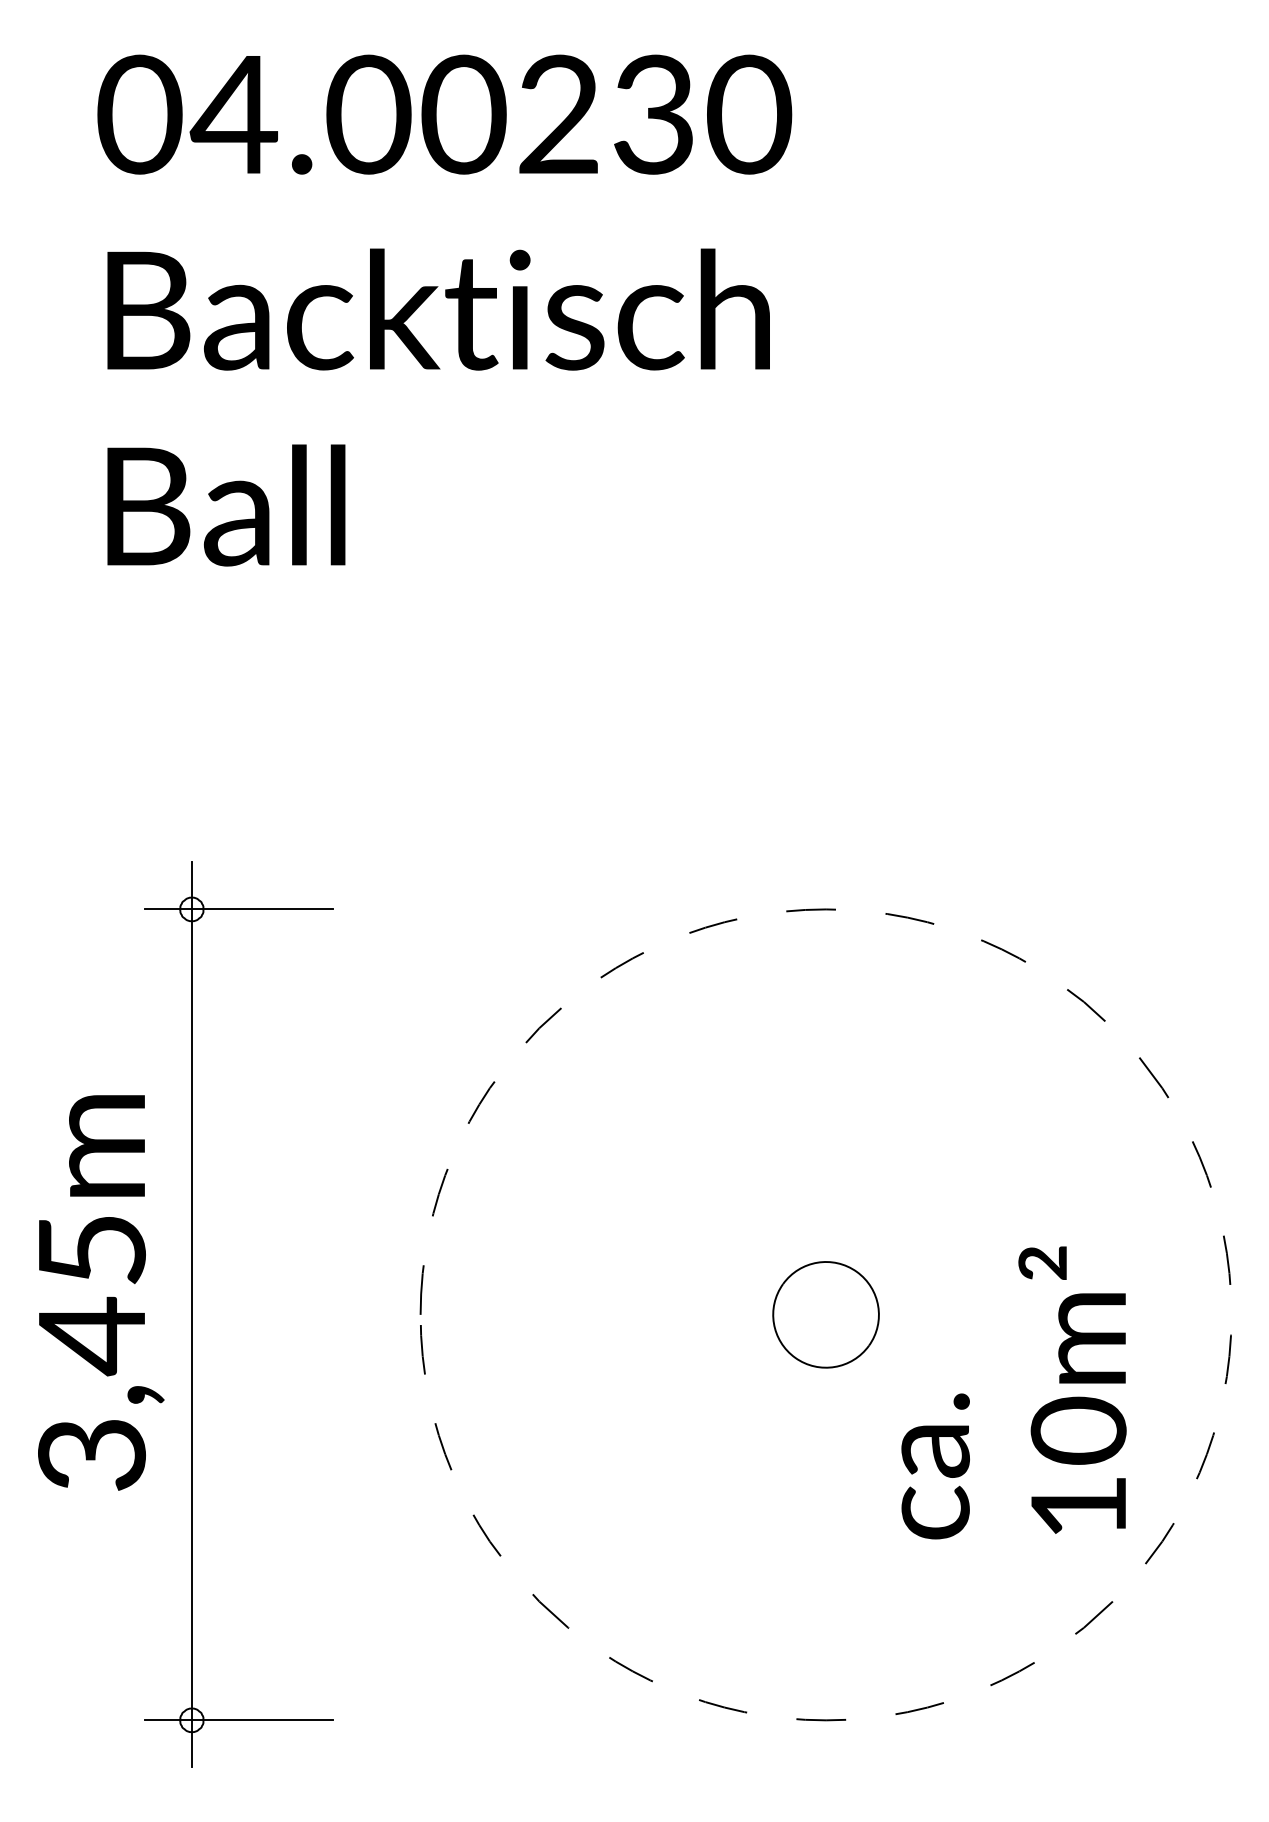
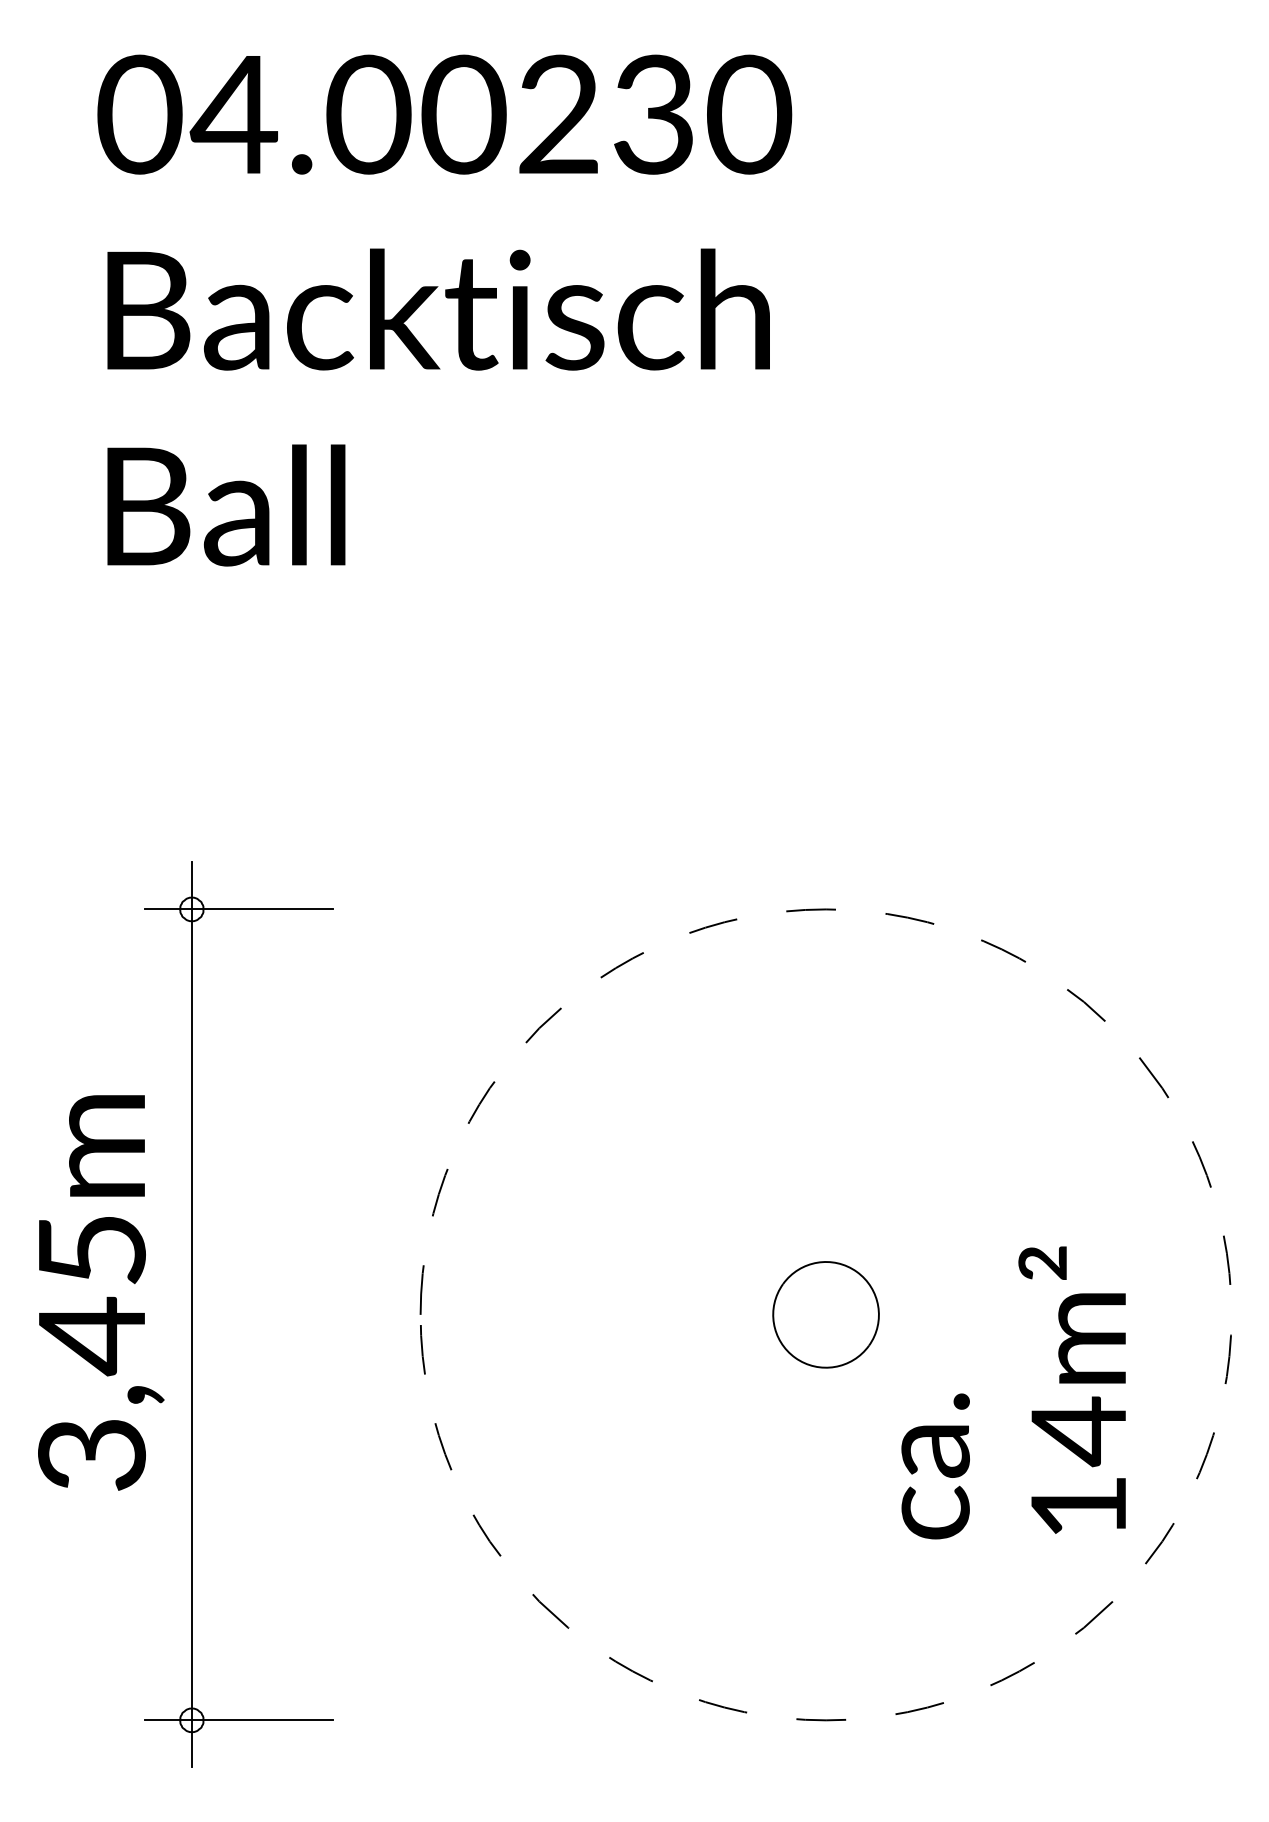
text: 10m² -> 14m² (1078, 1431)
